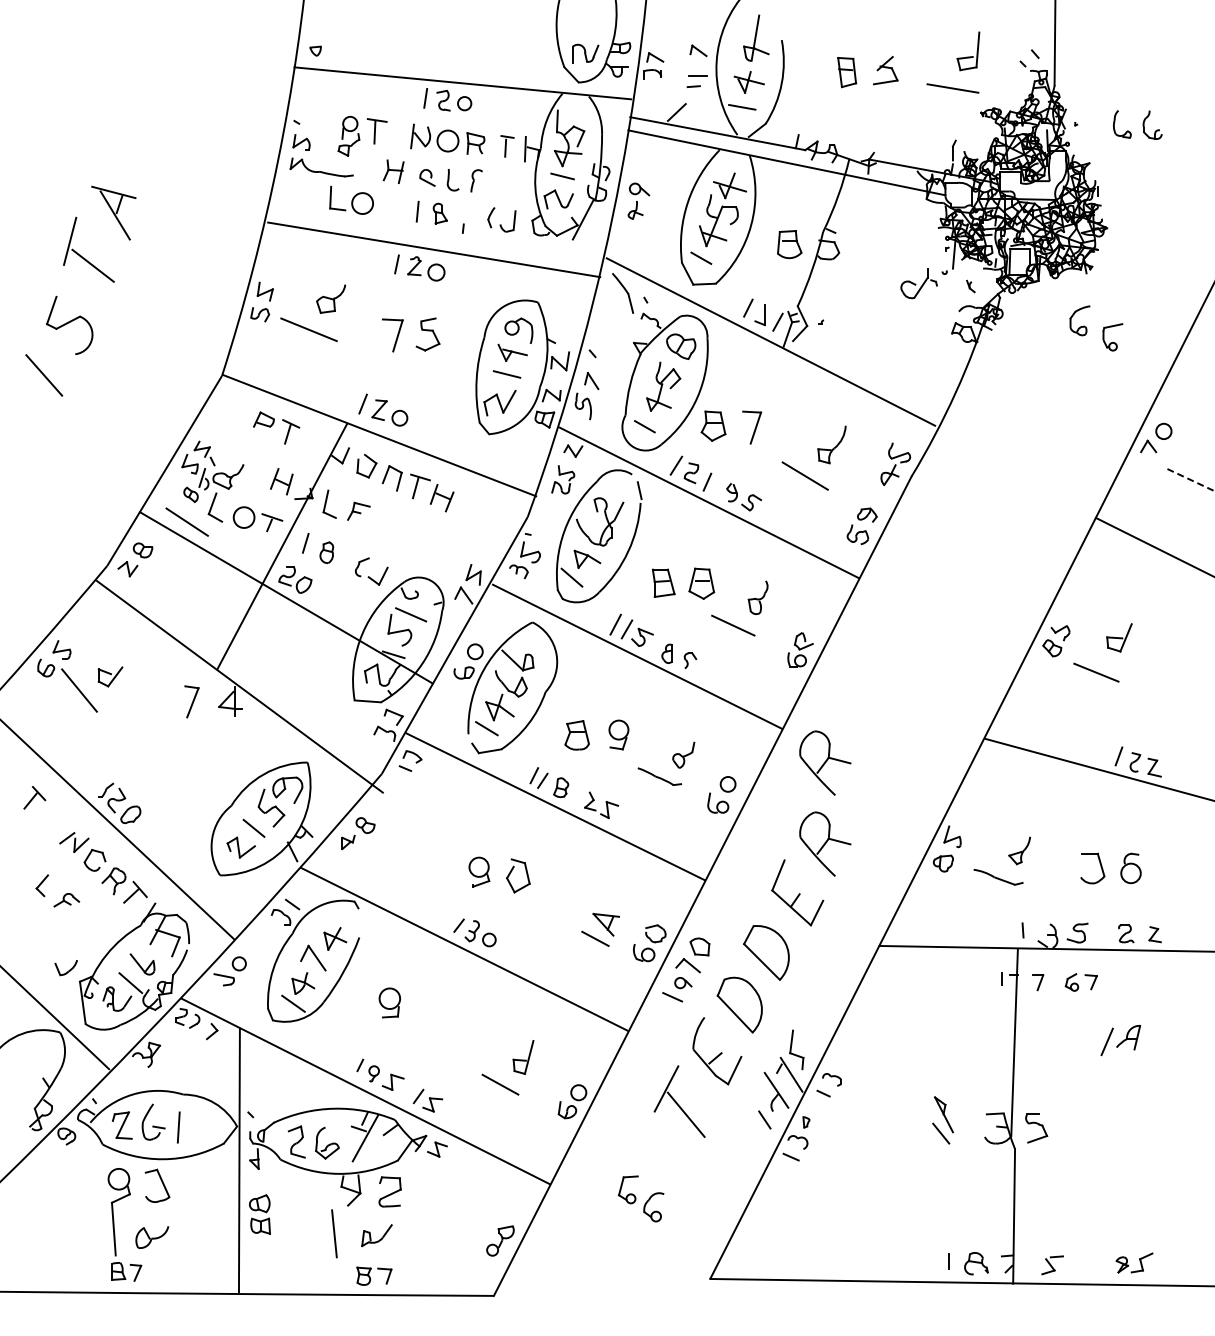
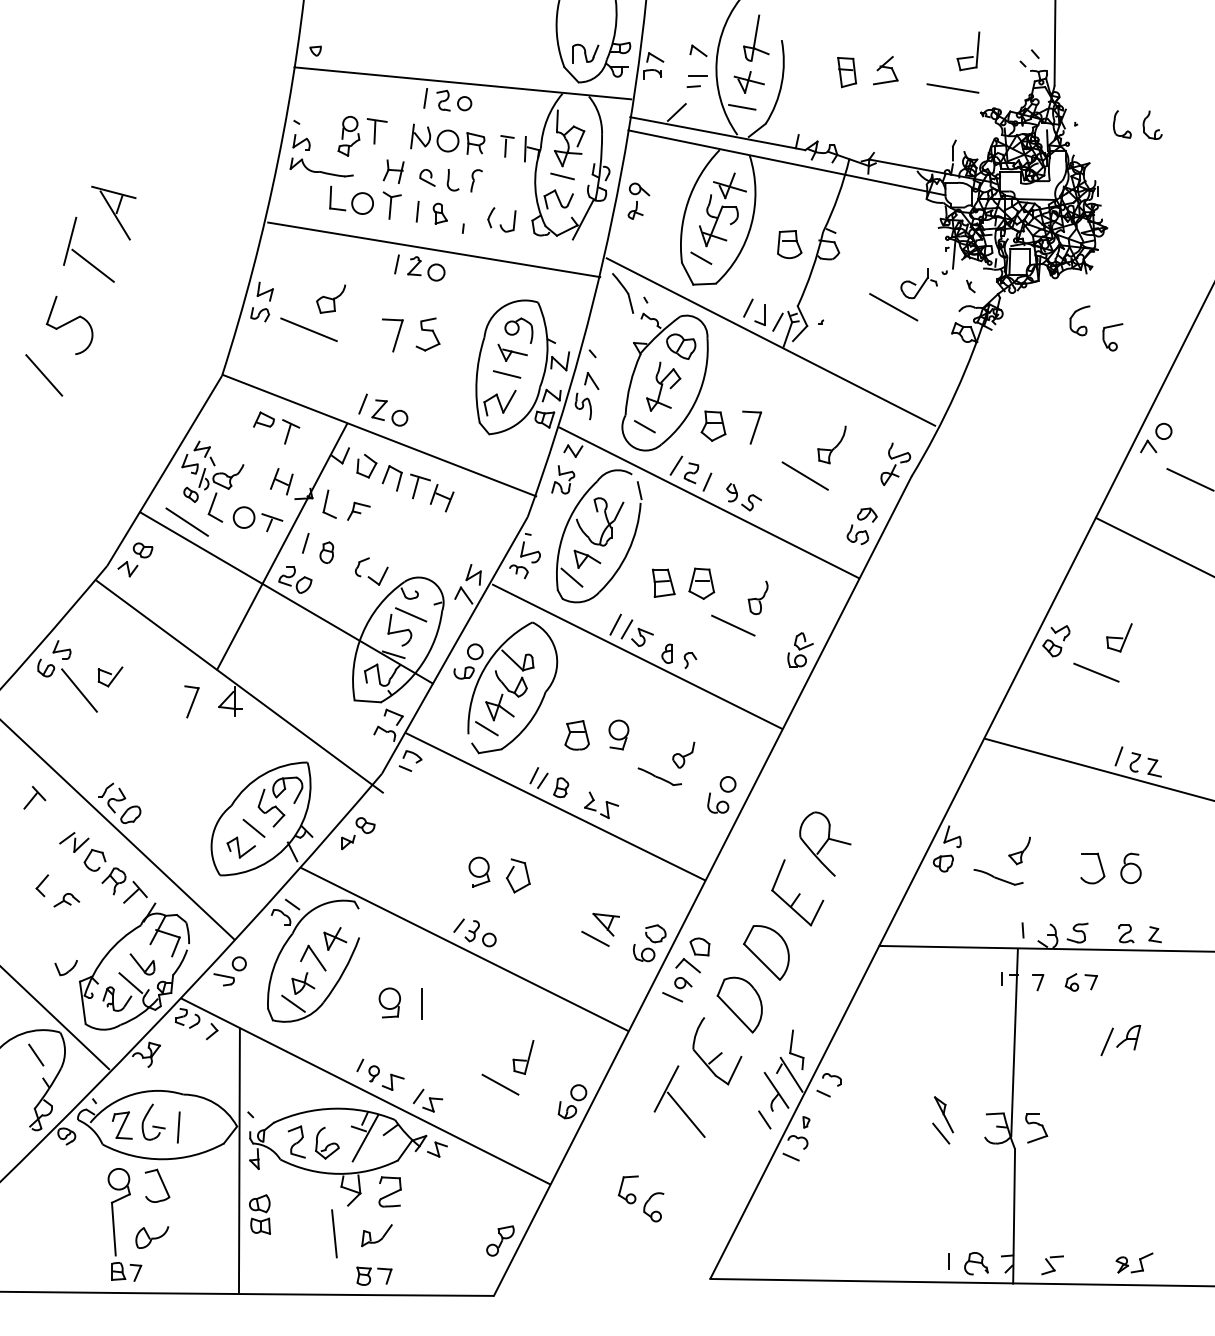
part: none -> present (391, 205)
line: none -> present (893, 307)
line: dashed -> solid (1190, 480)
part: present -> none (825, 762)
line: none -> present (422, 1004)
line: none -> present (36, 1054)
